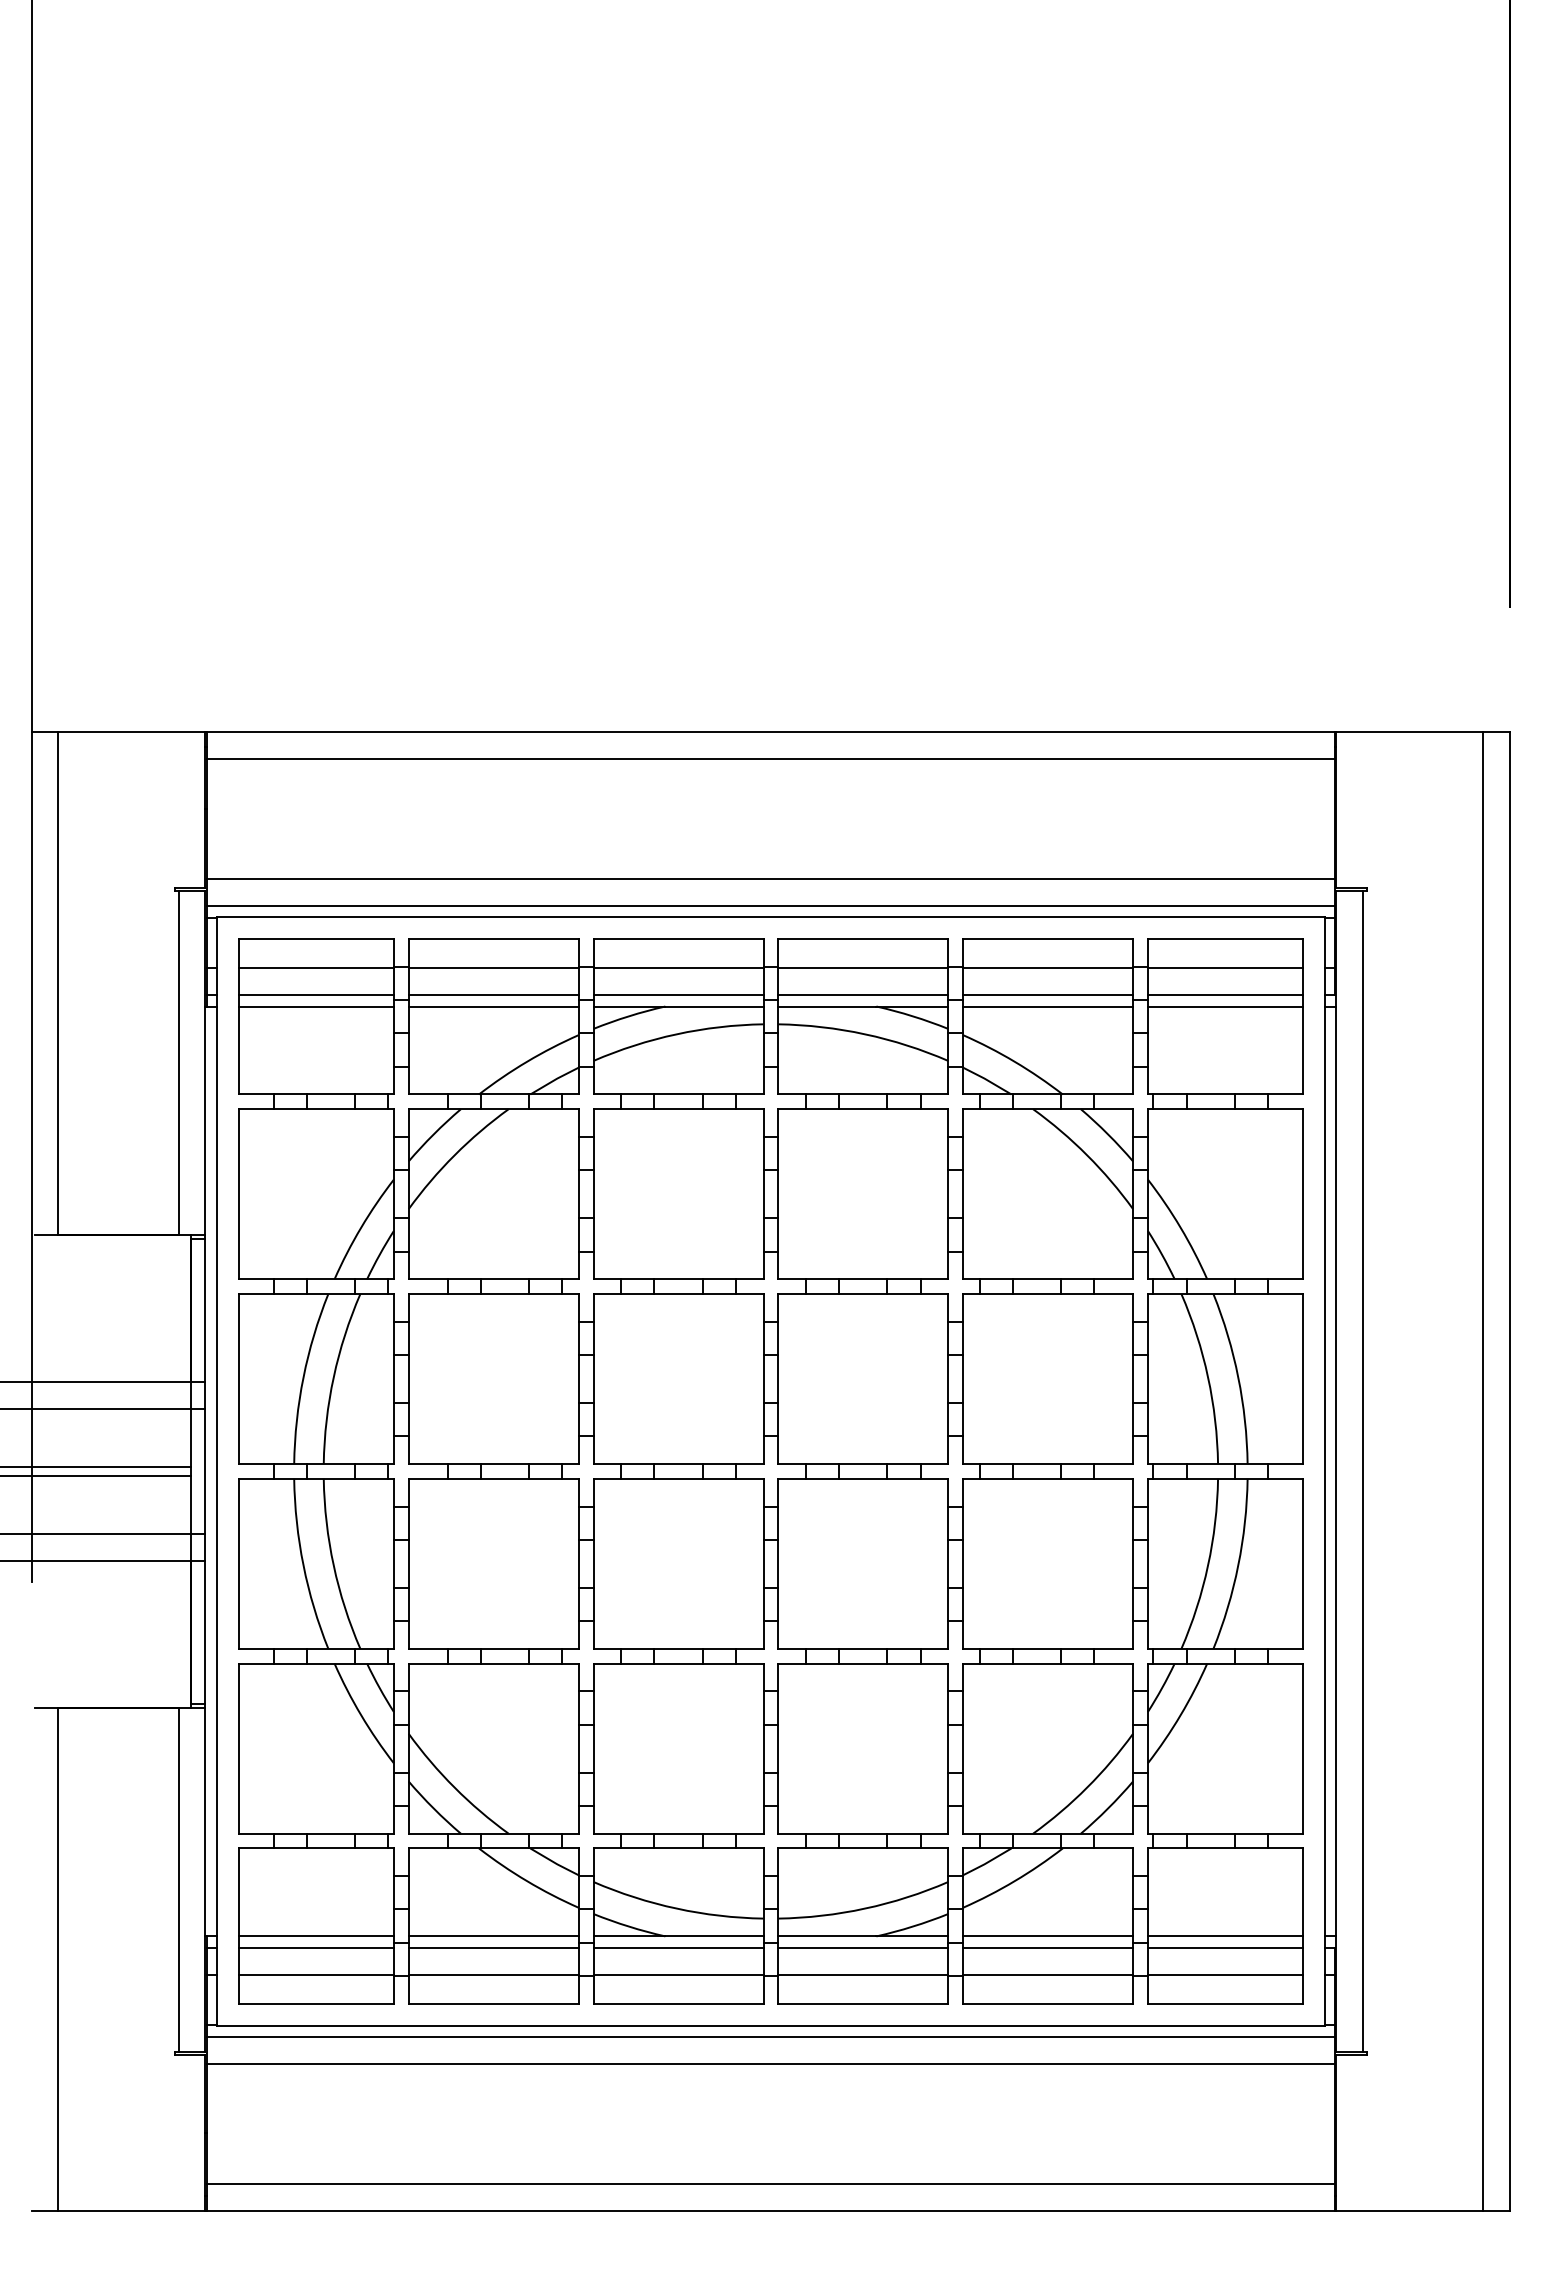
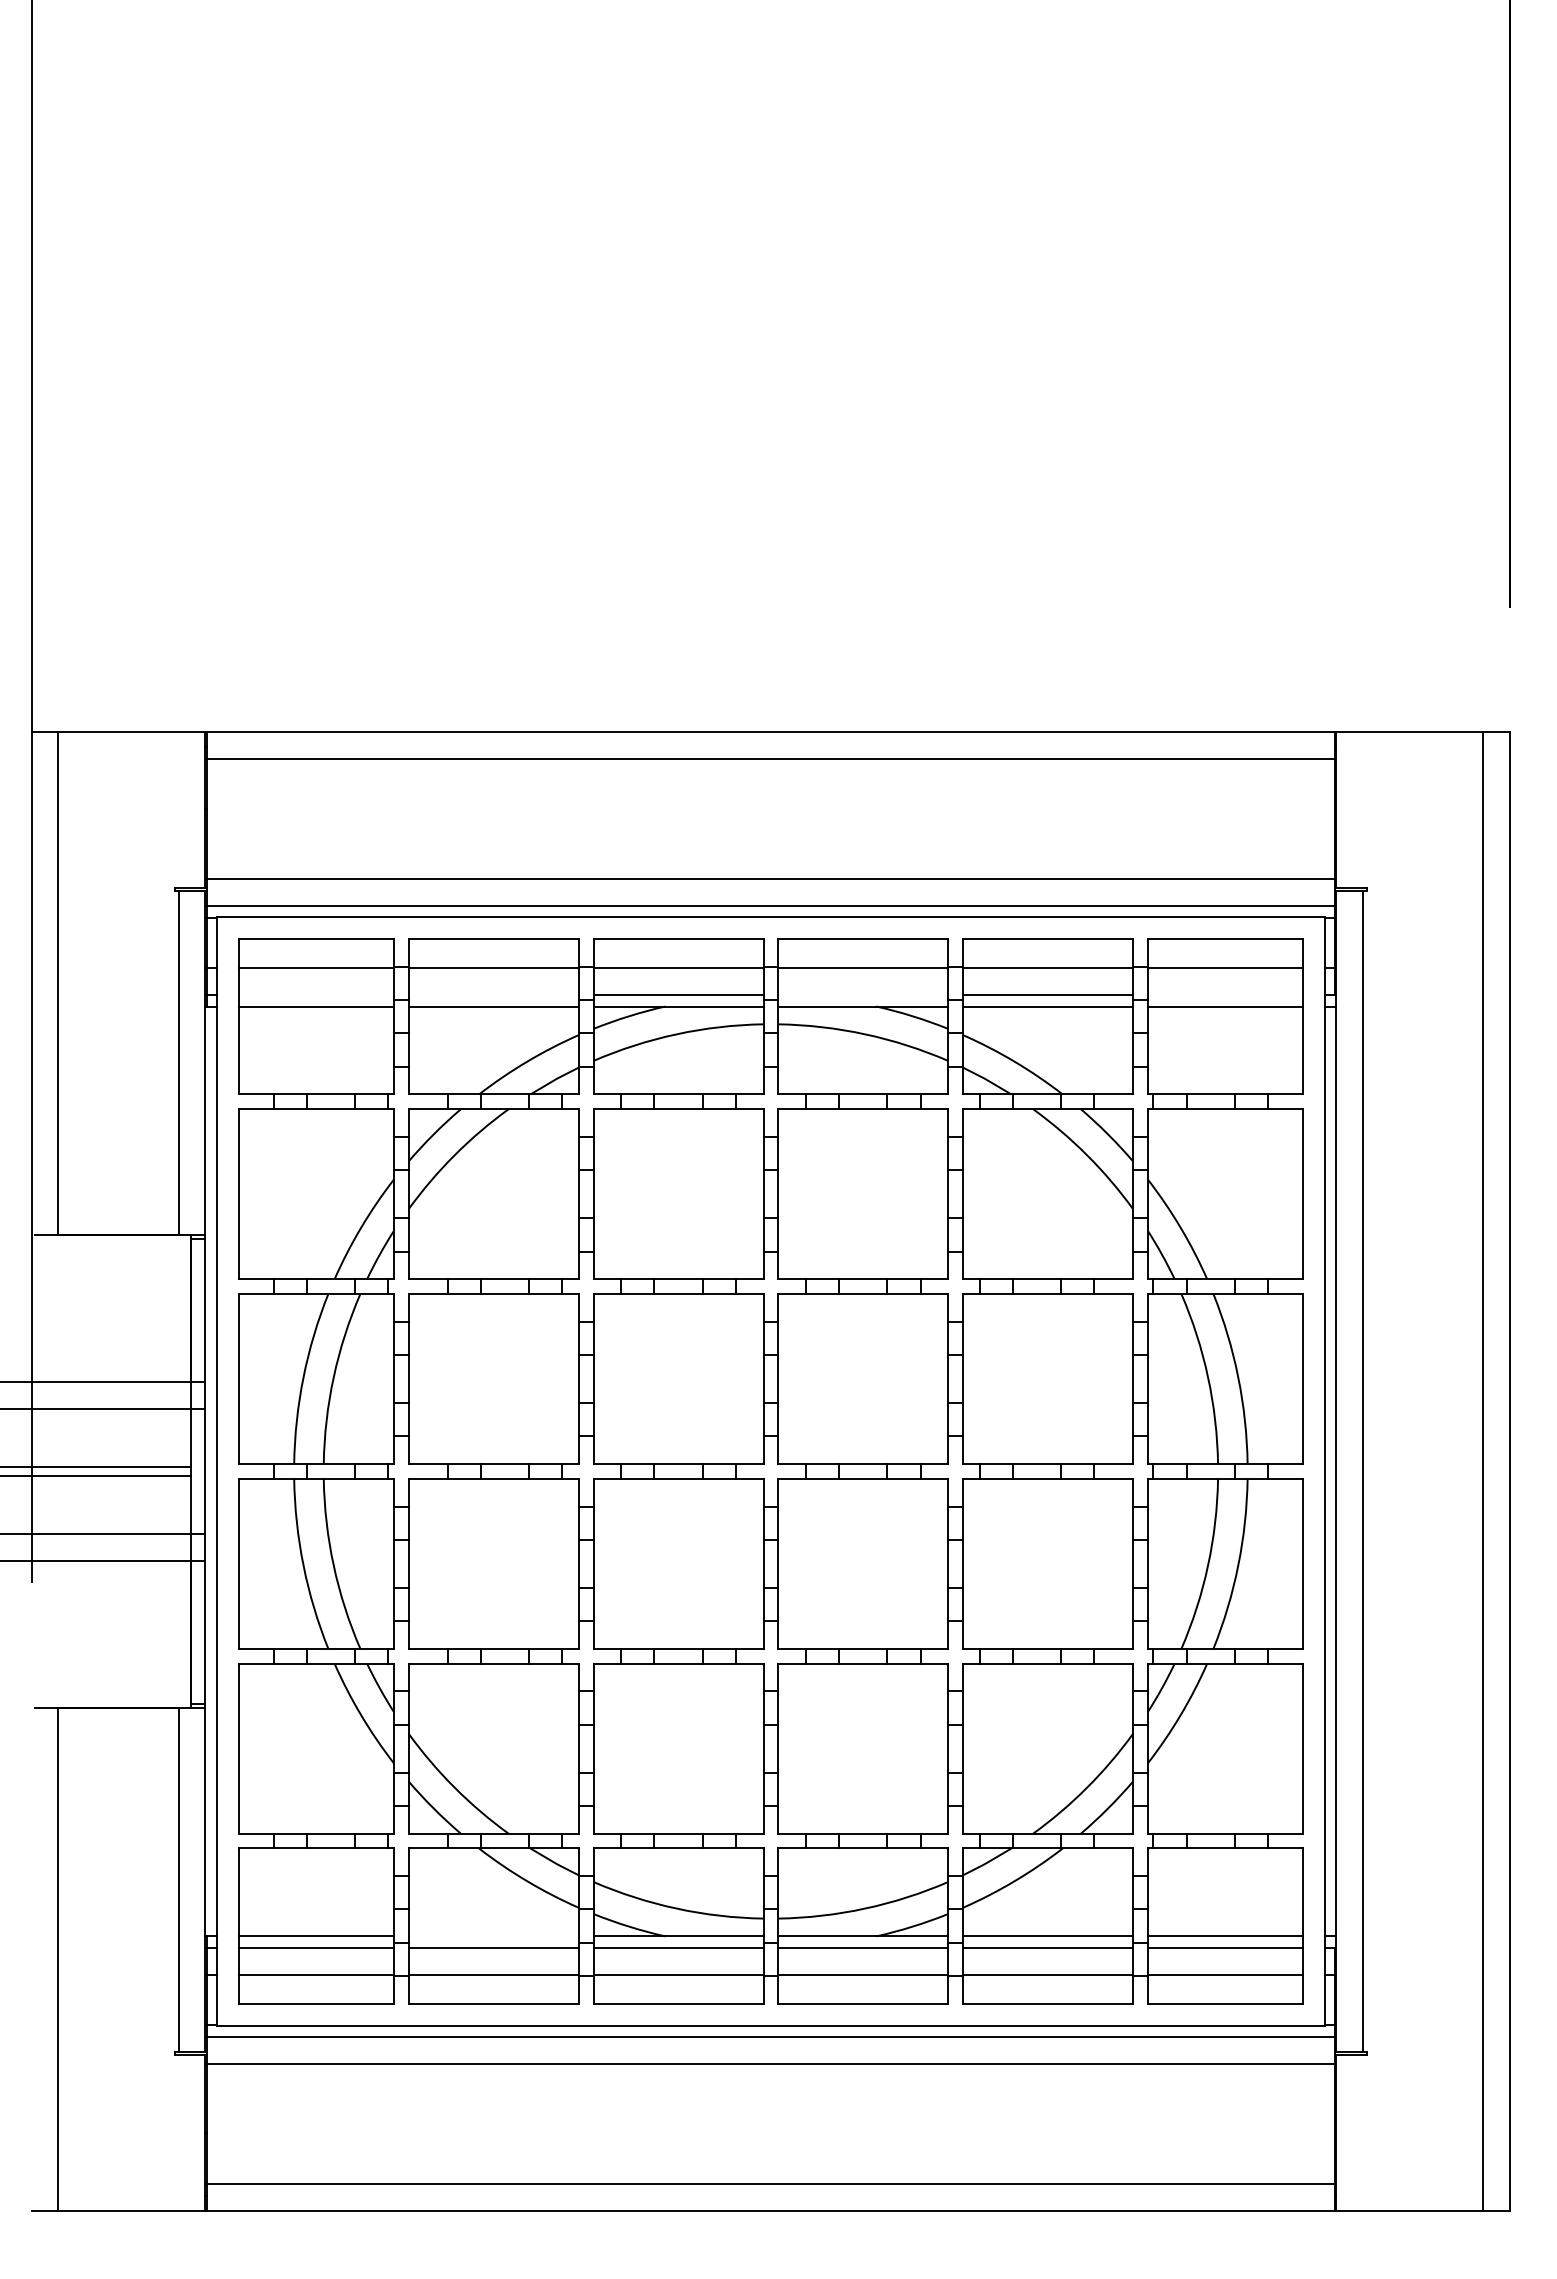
line: present -> none (315, 994)
line: present -> none (493, 994)
line: present -> none (863, 994)
line: present -> none (1225, 994)
line: present -> none (493, 1936)
